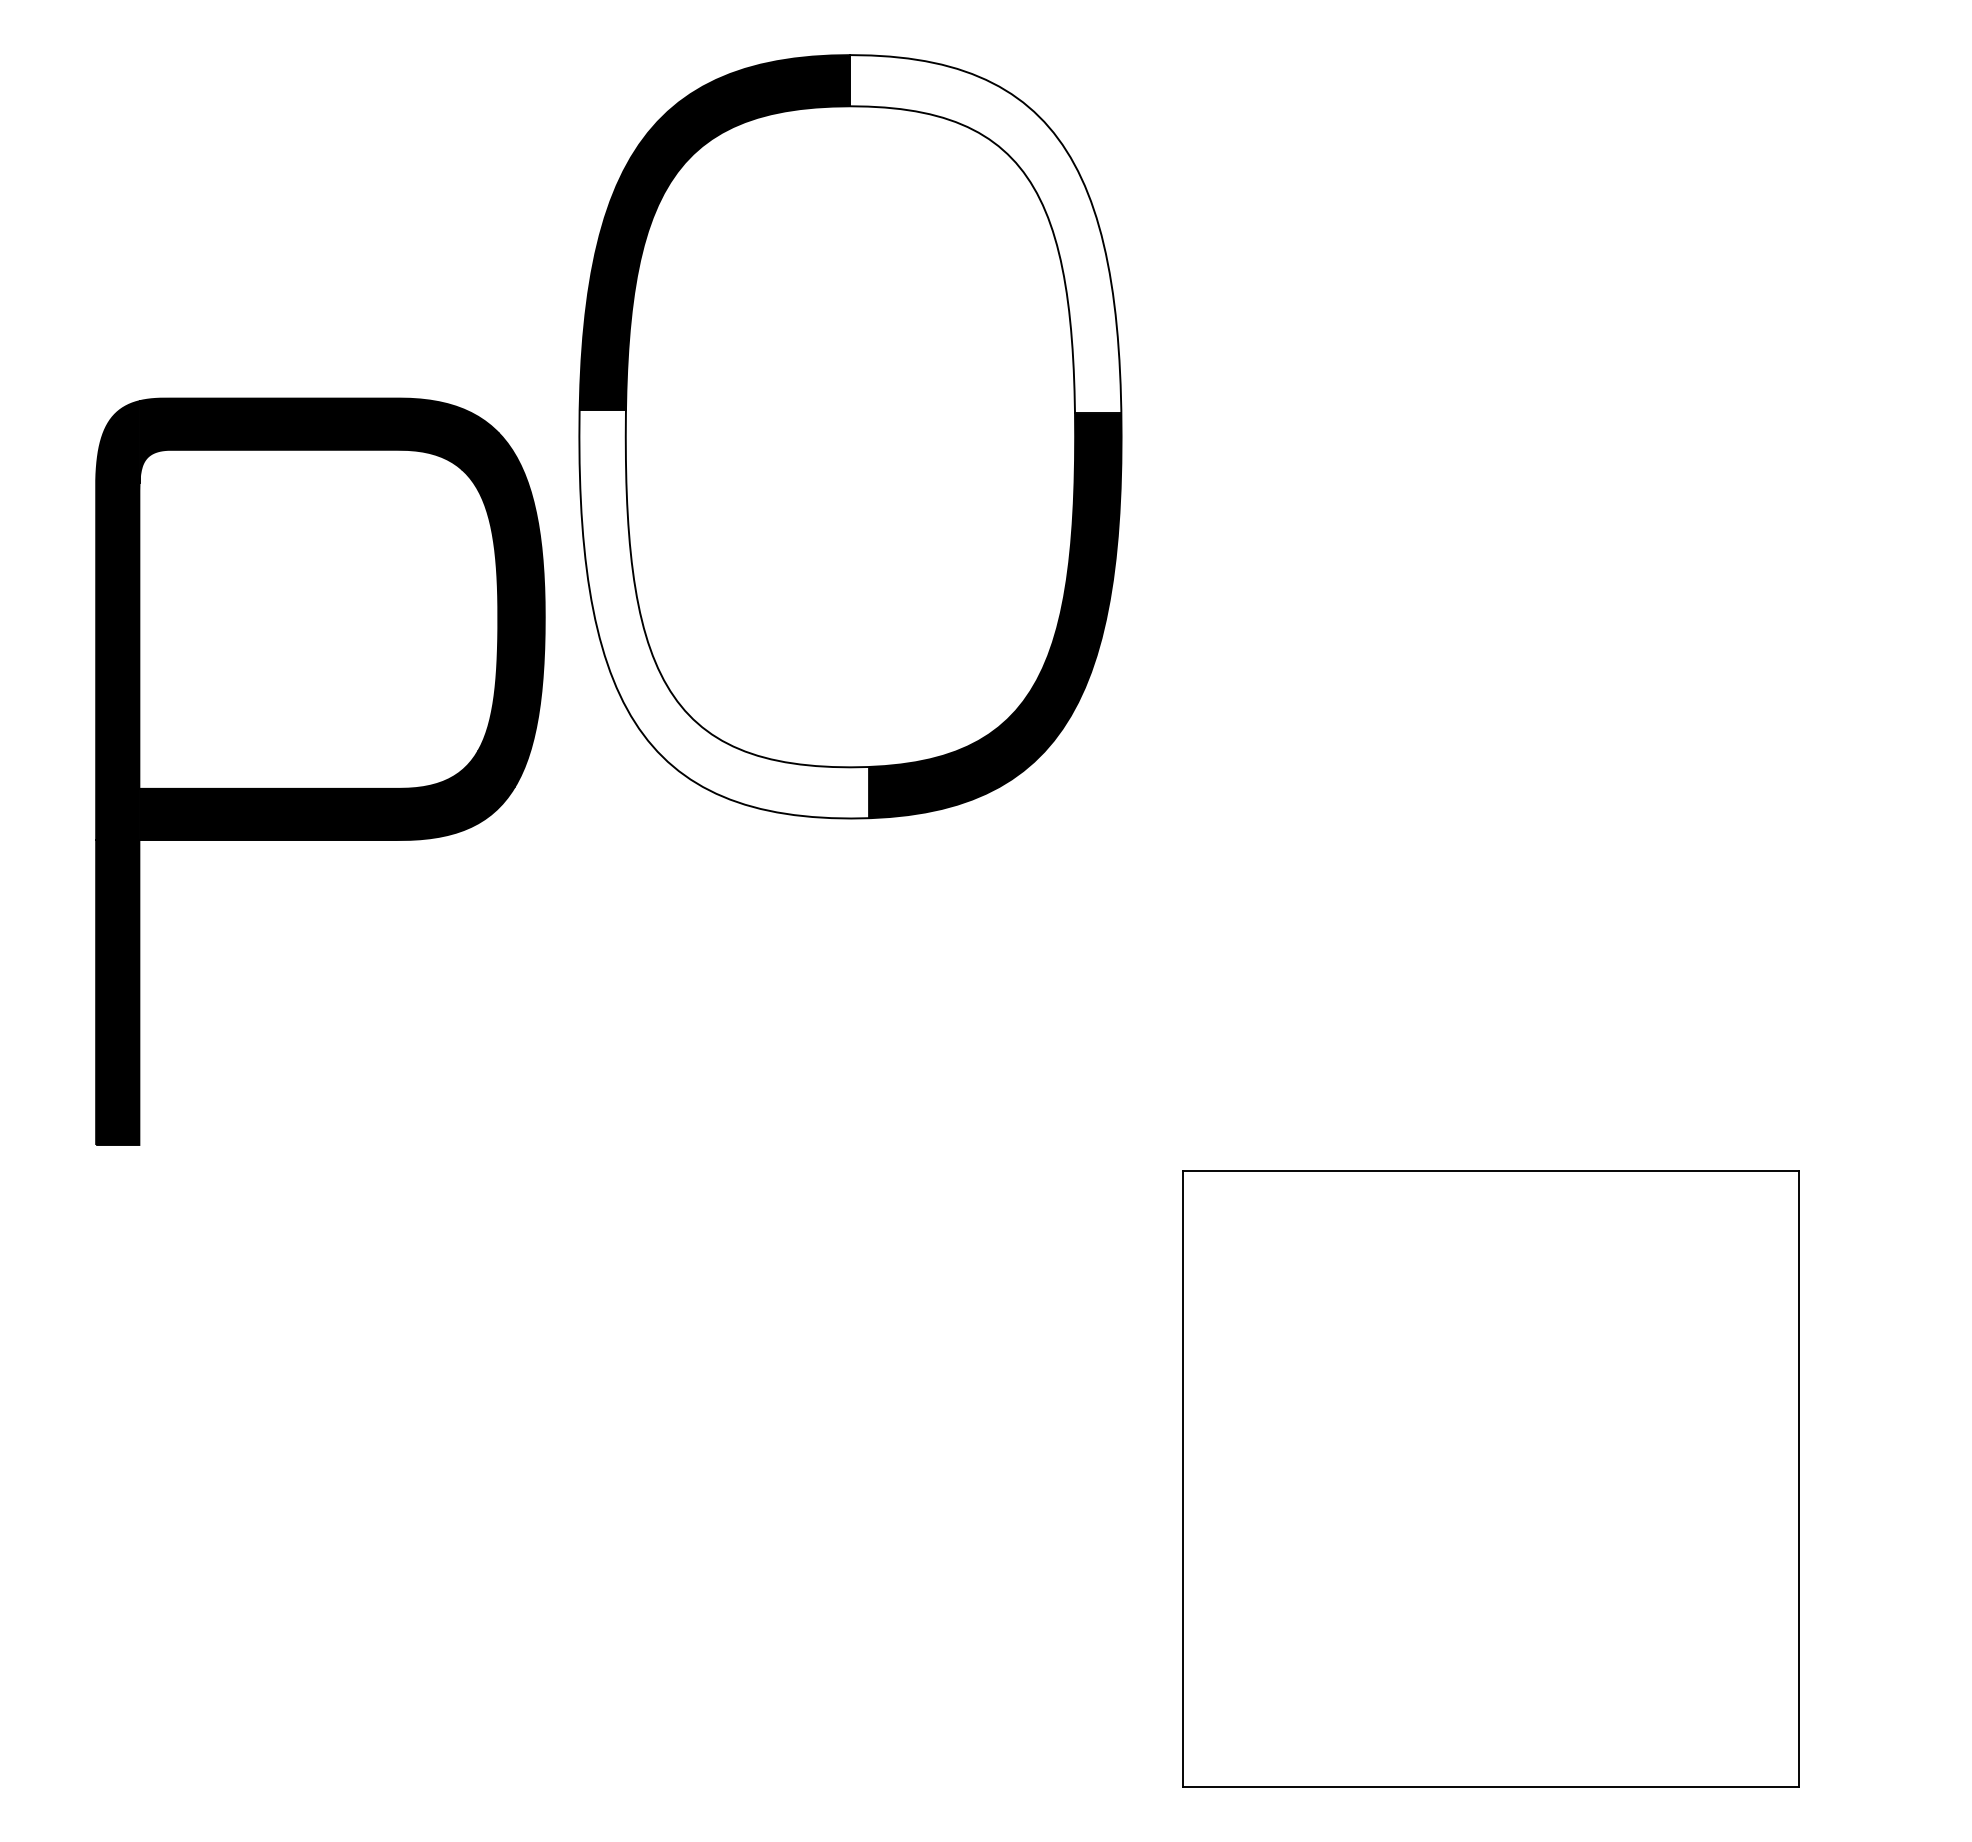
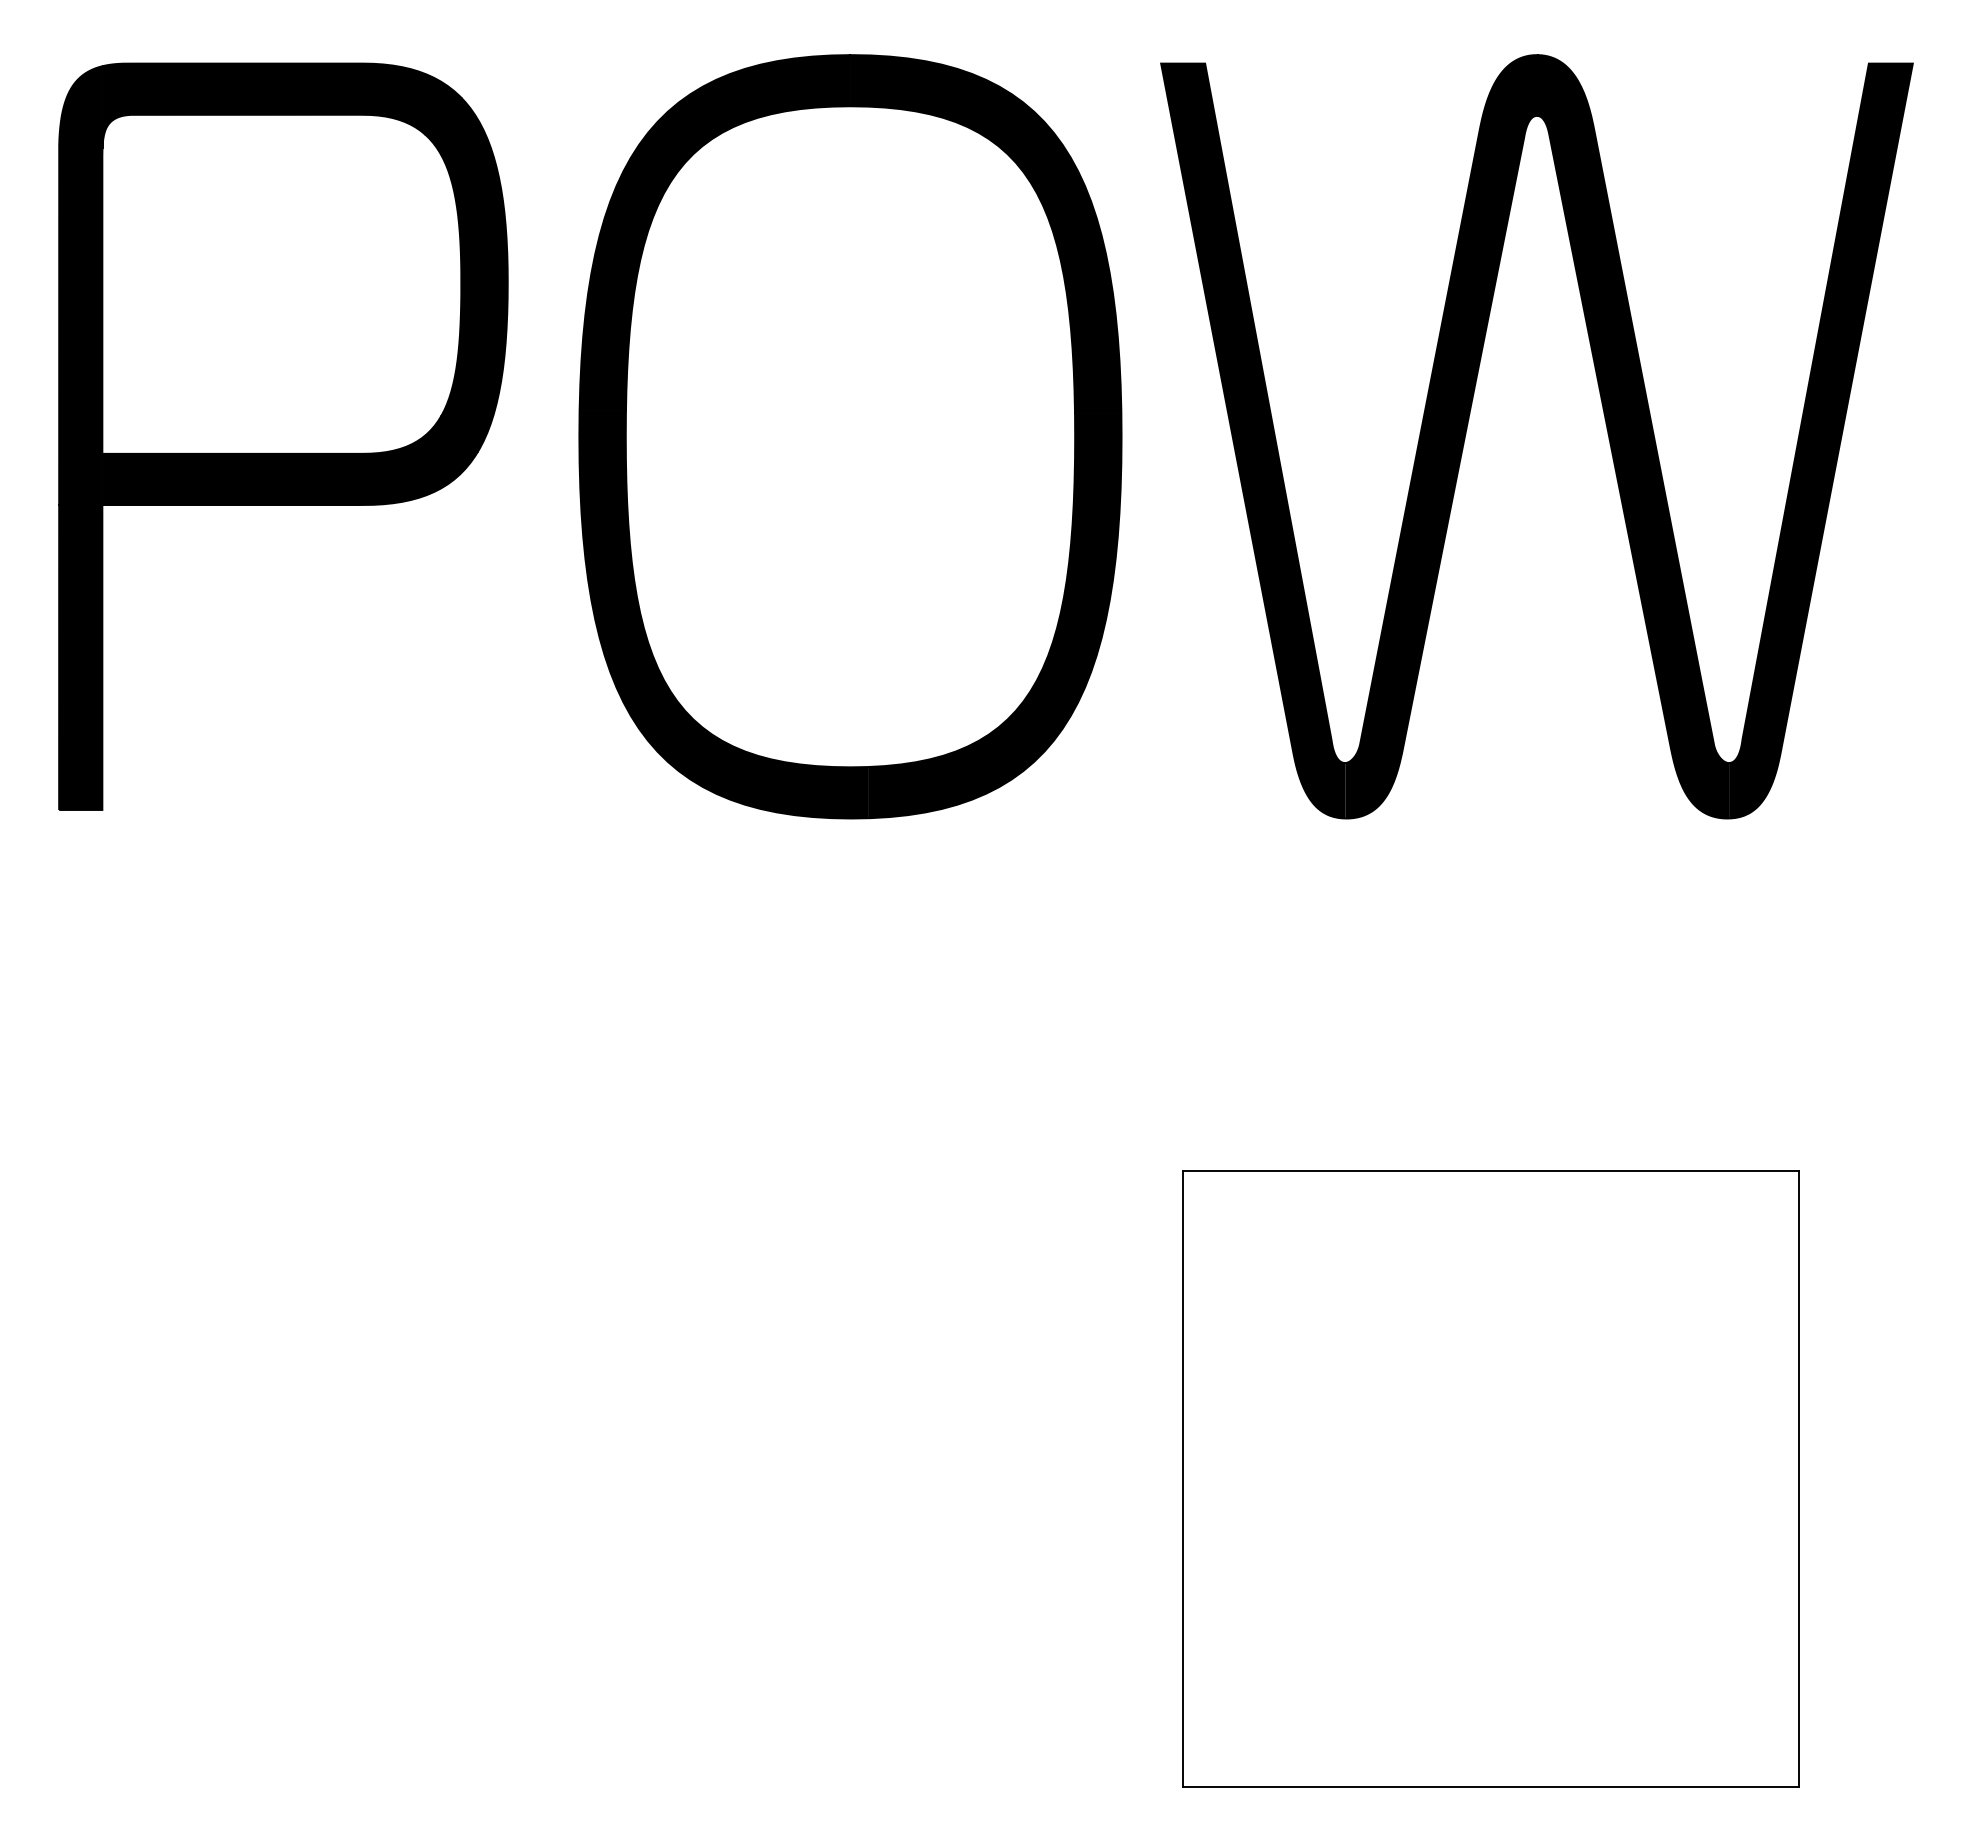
fill: none -> present (985, 234)
part: none -> present (1468, 424)
fill: none -> present (723, 614)
part position: (320, 771) -> (283, 436) (283, 436)
